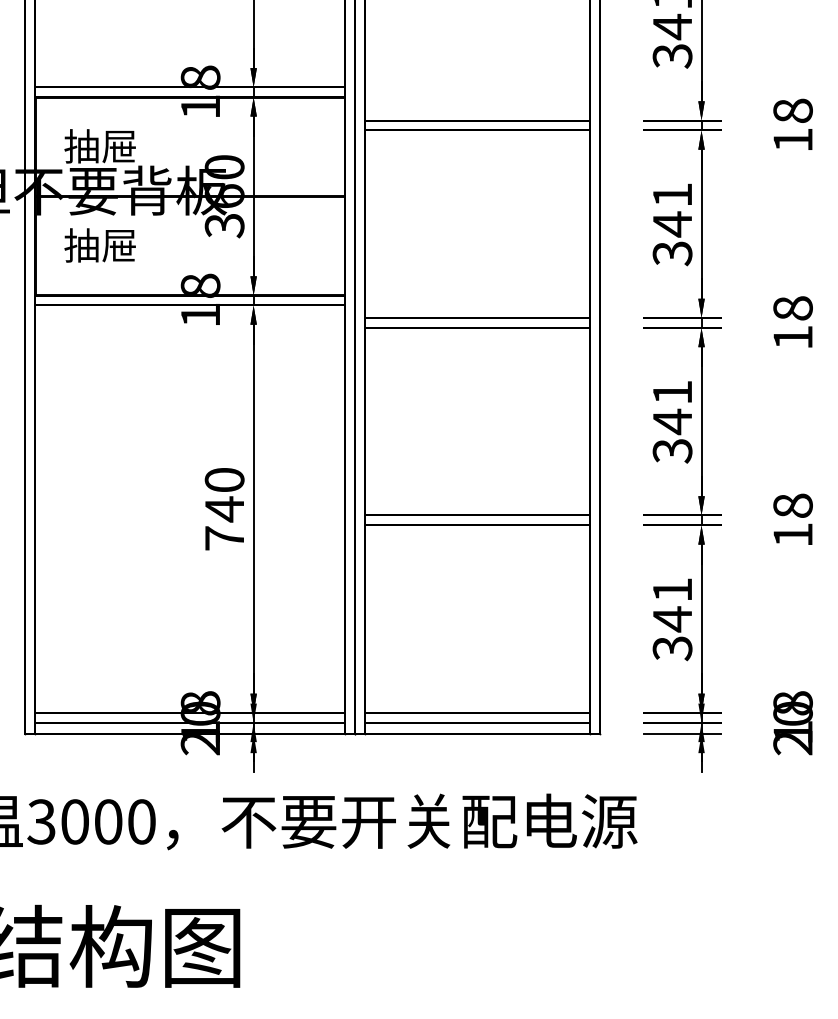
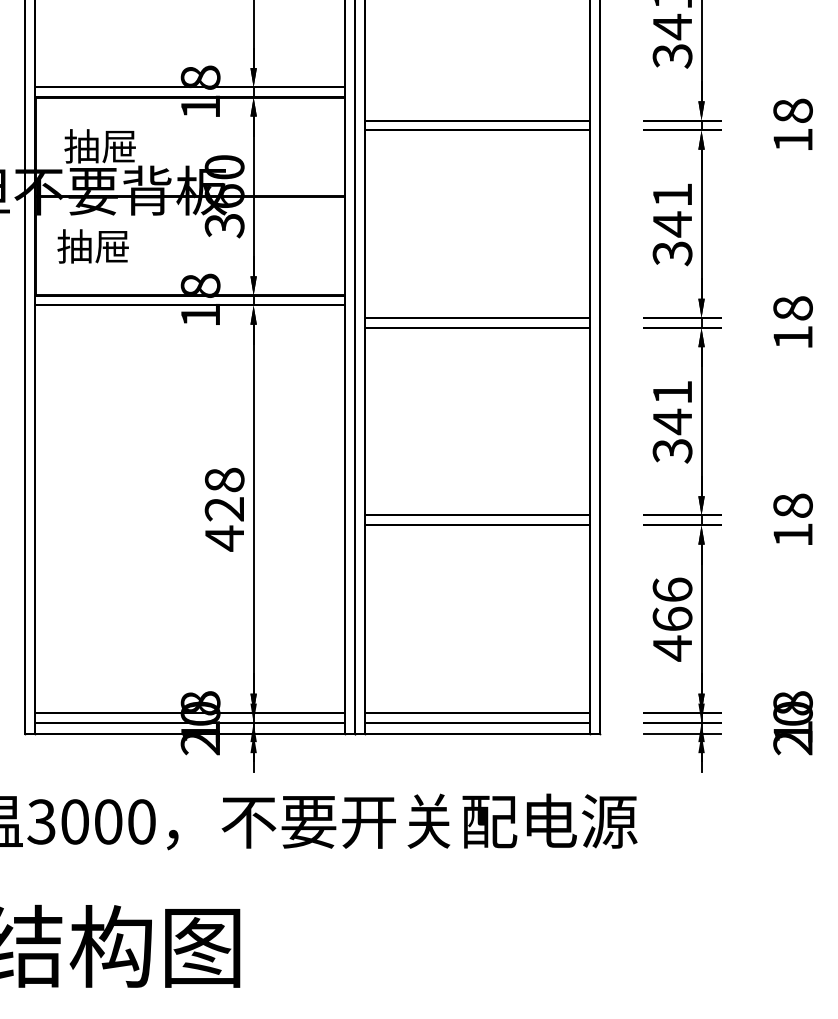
text position: (99, 245) -> (92, 246) (92, 246)
text: 740 -> 428 (224, 509)
text: 341 -> 466 (672, 619)
